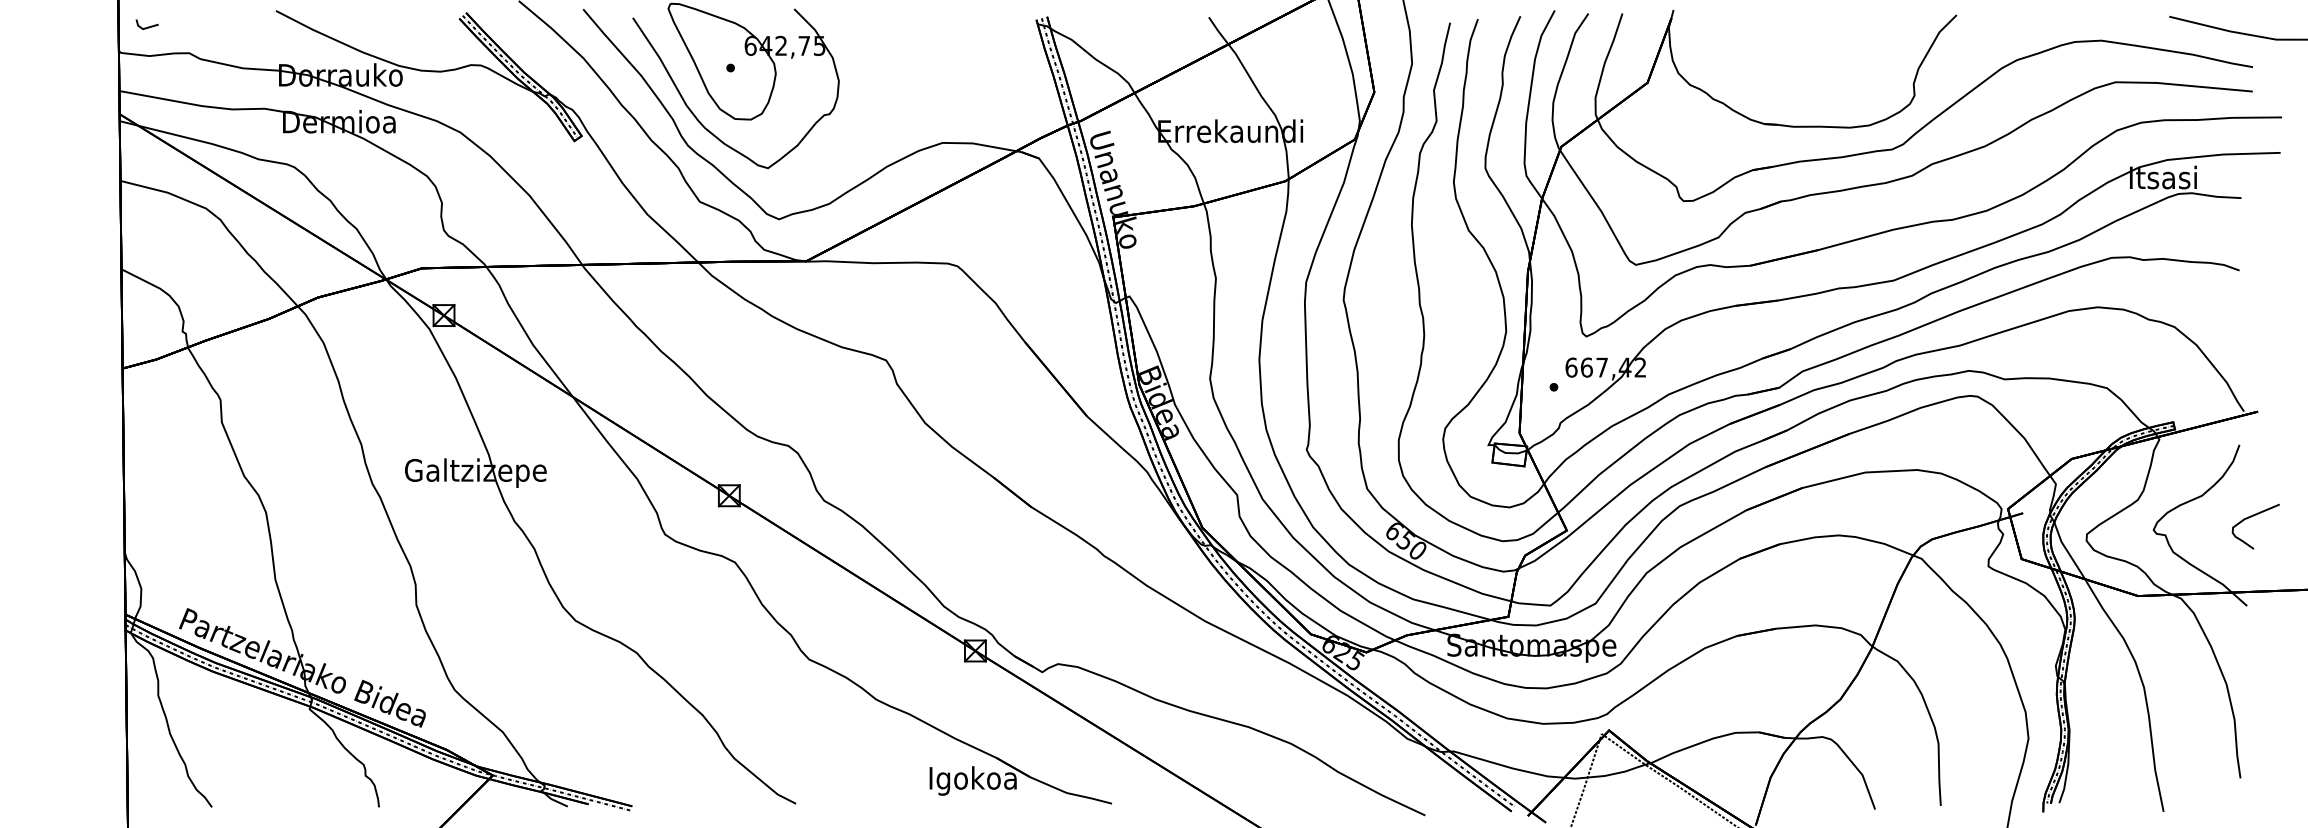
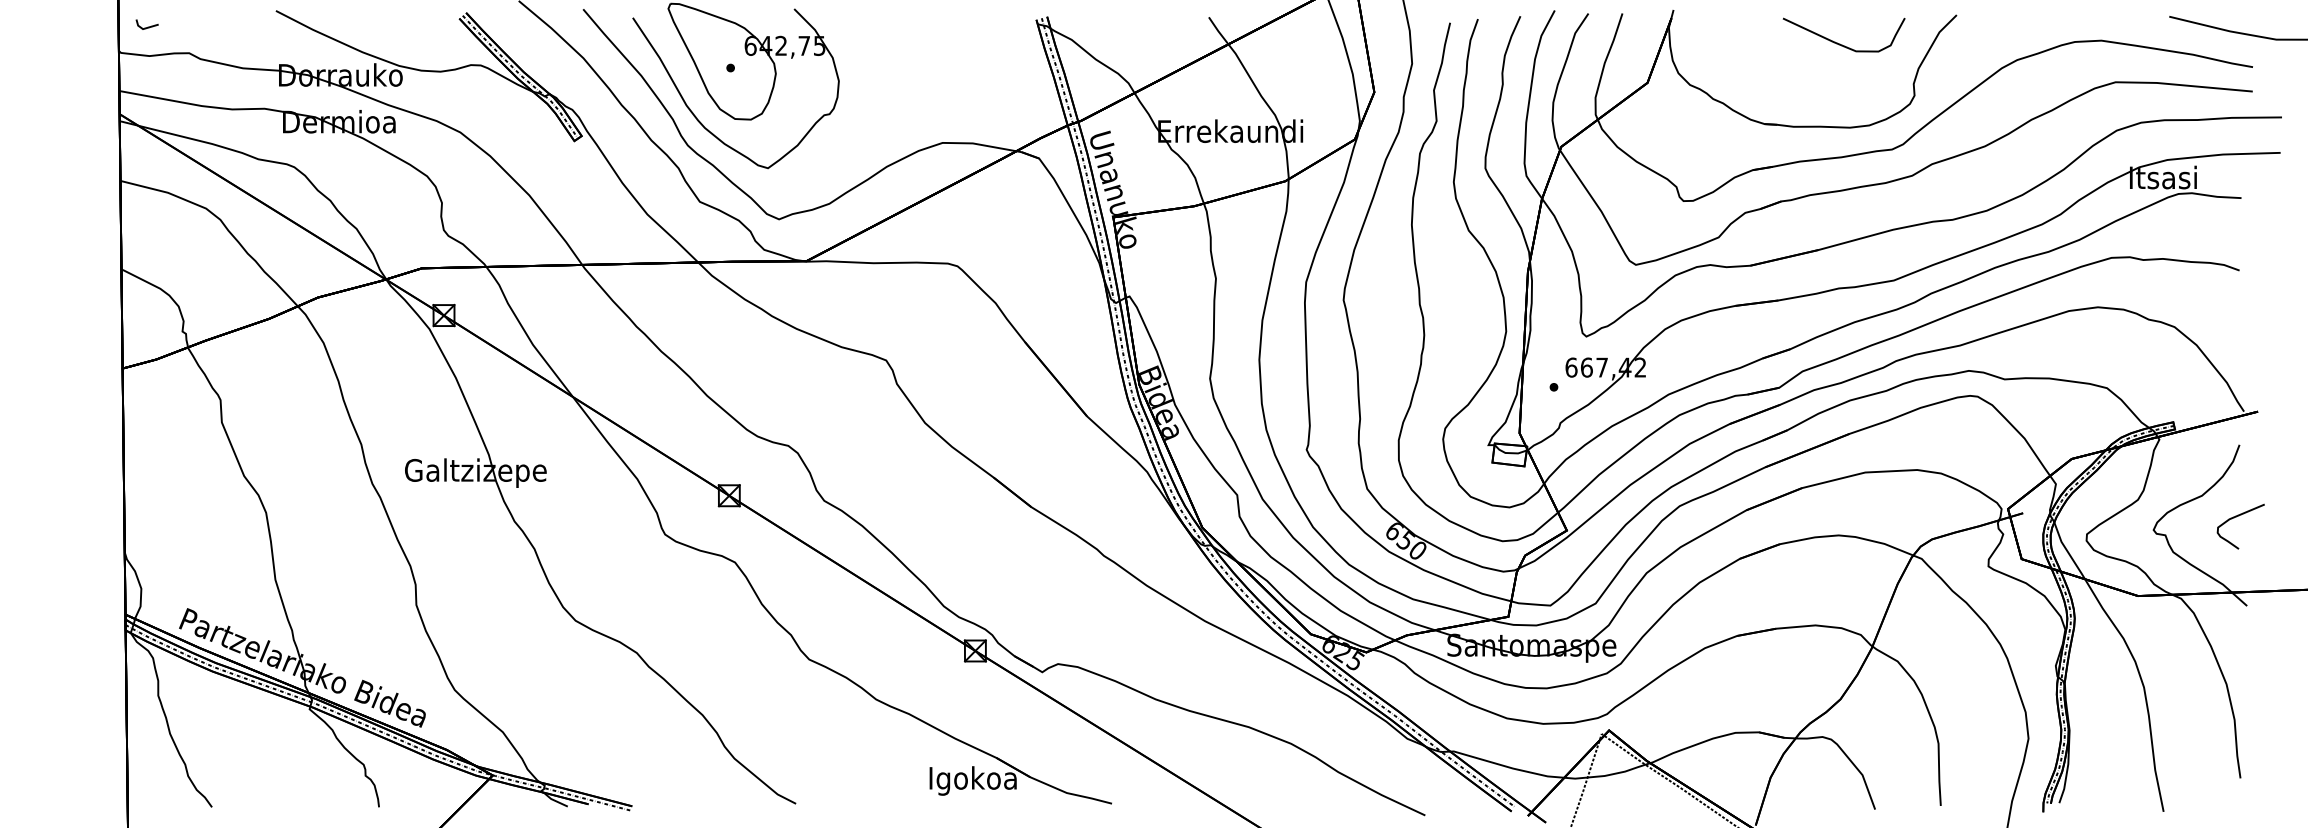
curve: none -> present (1840, 43)
curve position: (2251, 517) -> (2236, 517) (2236, 517)
